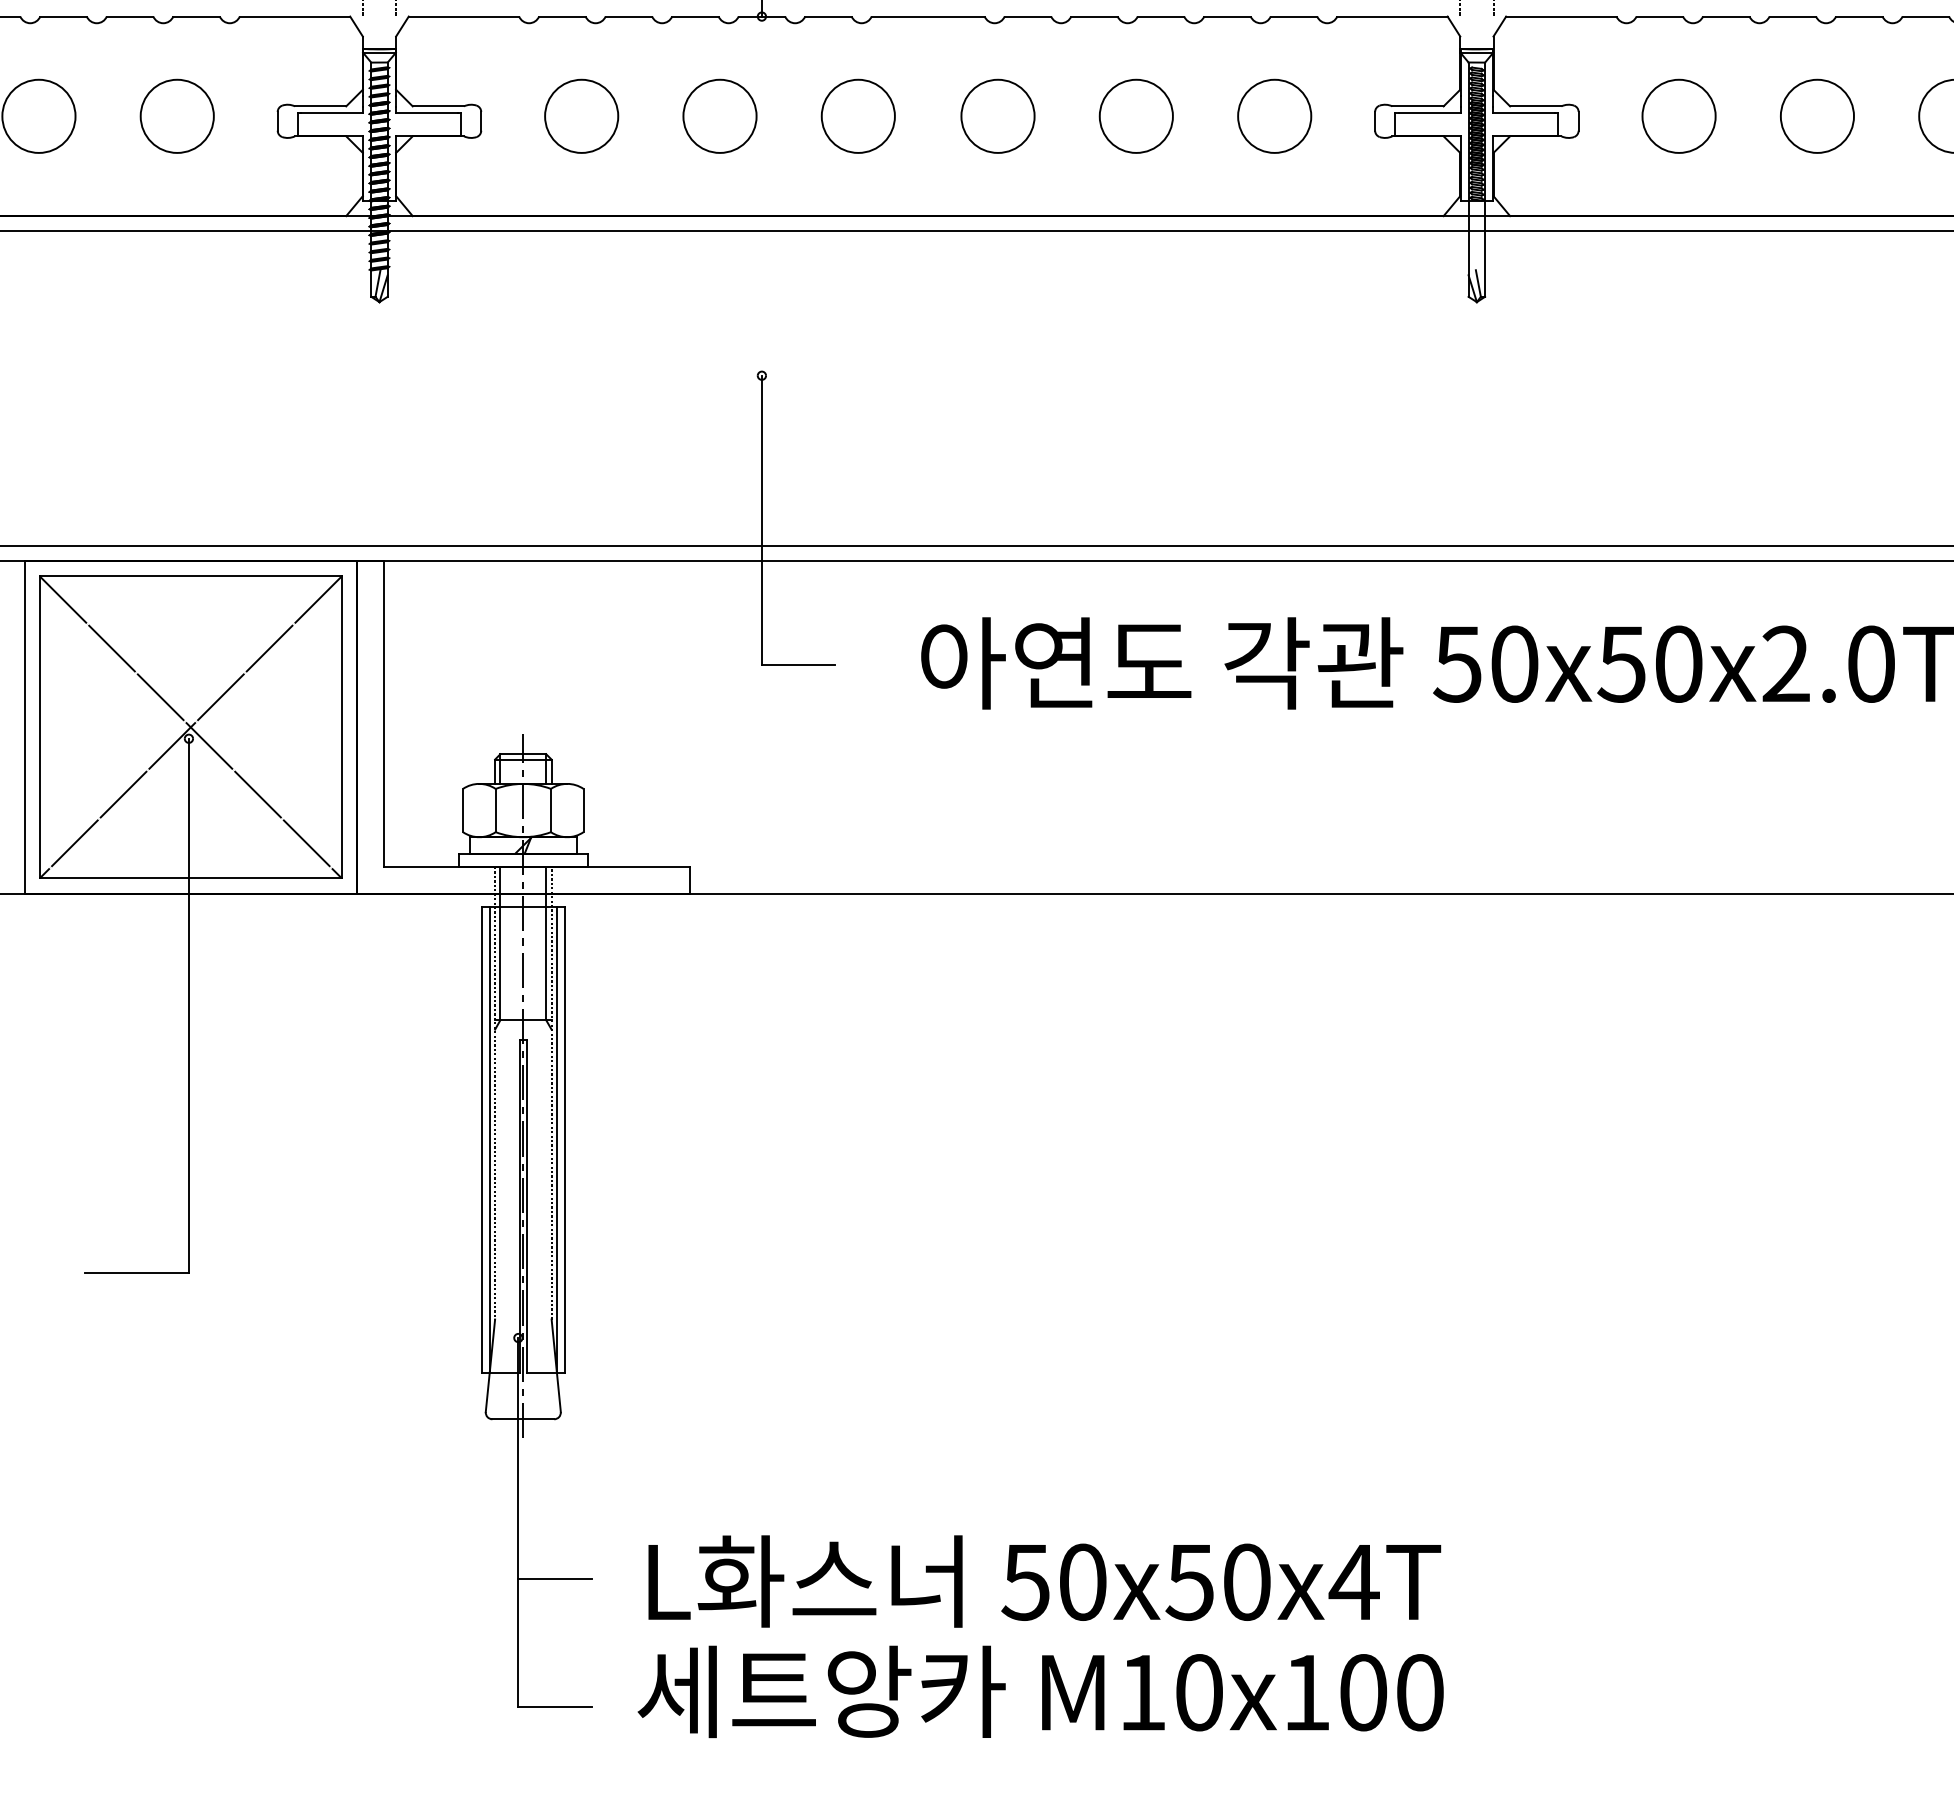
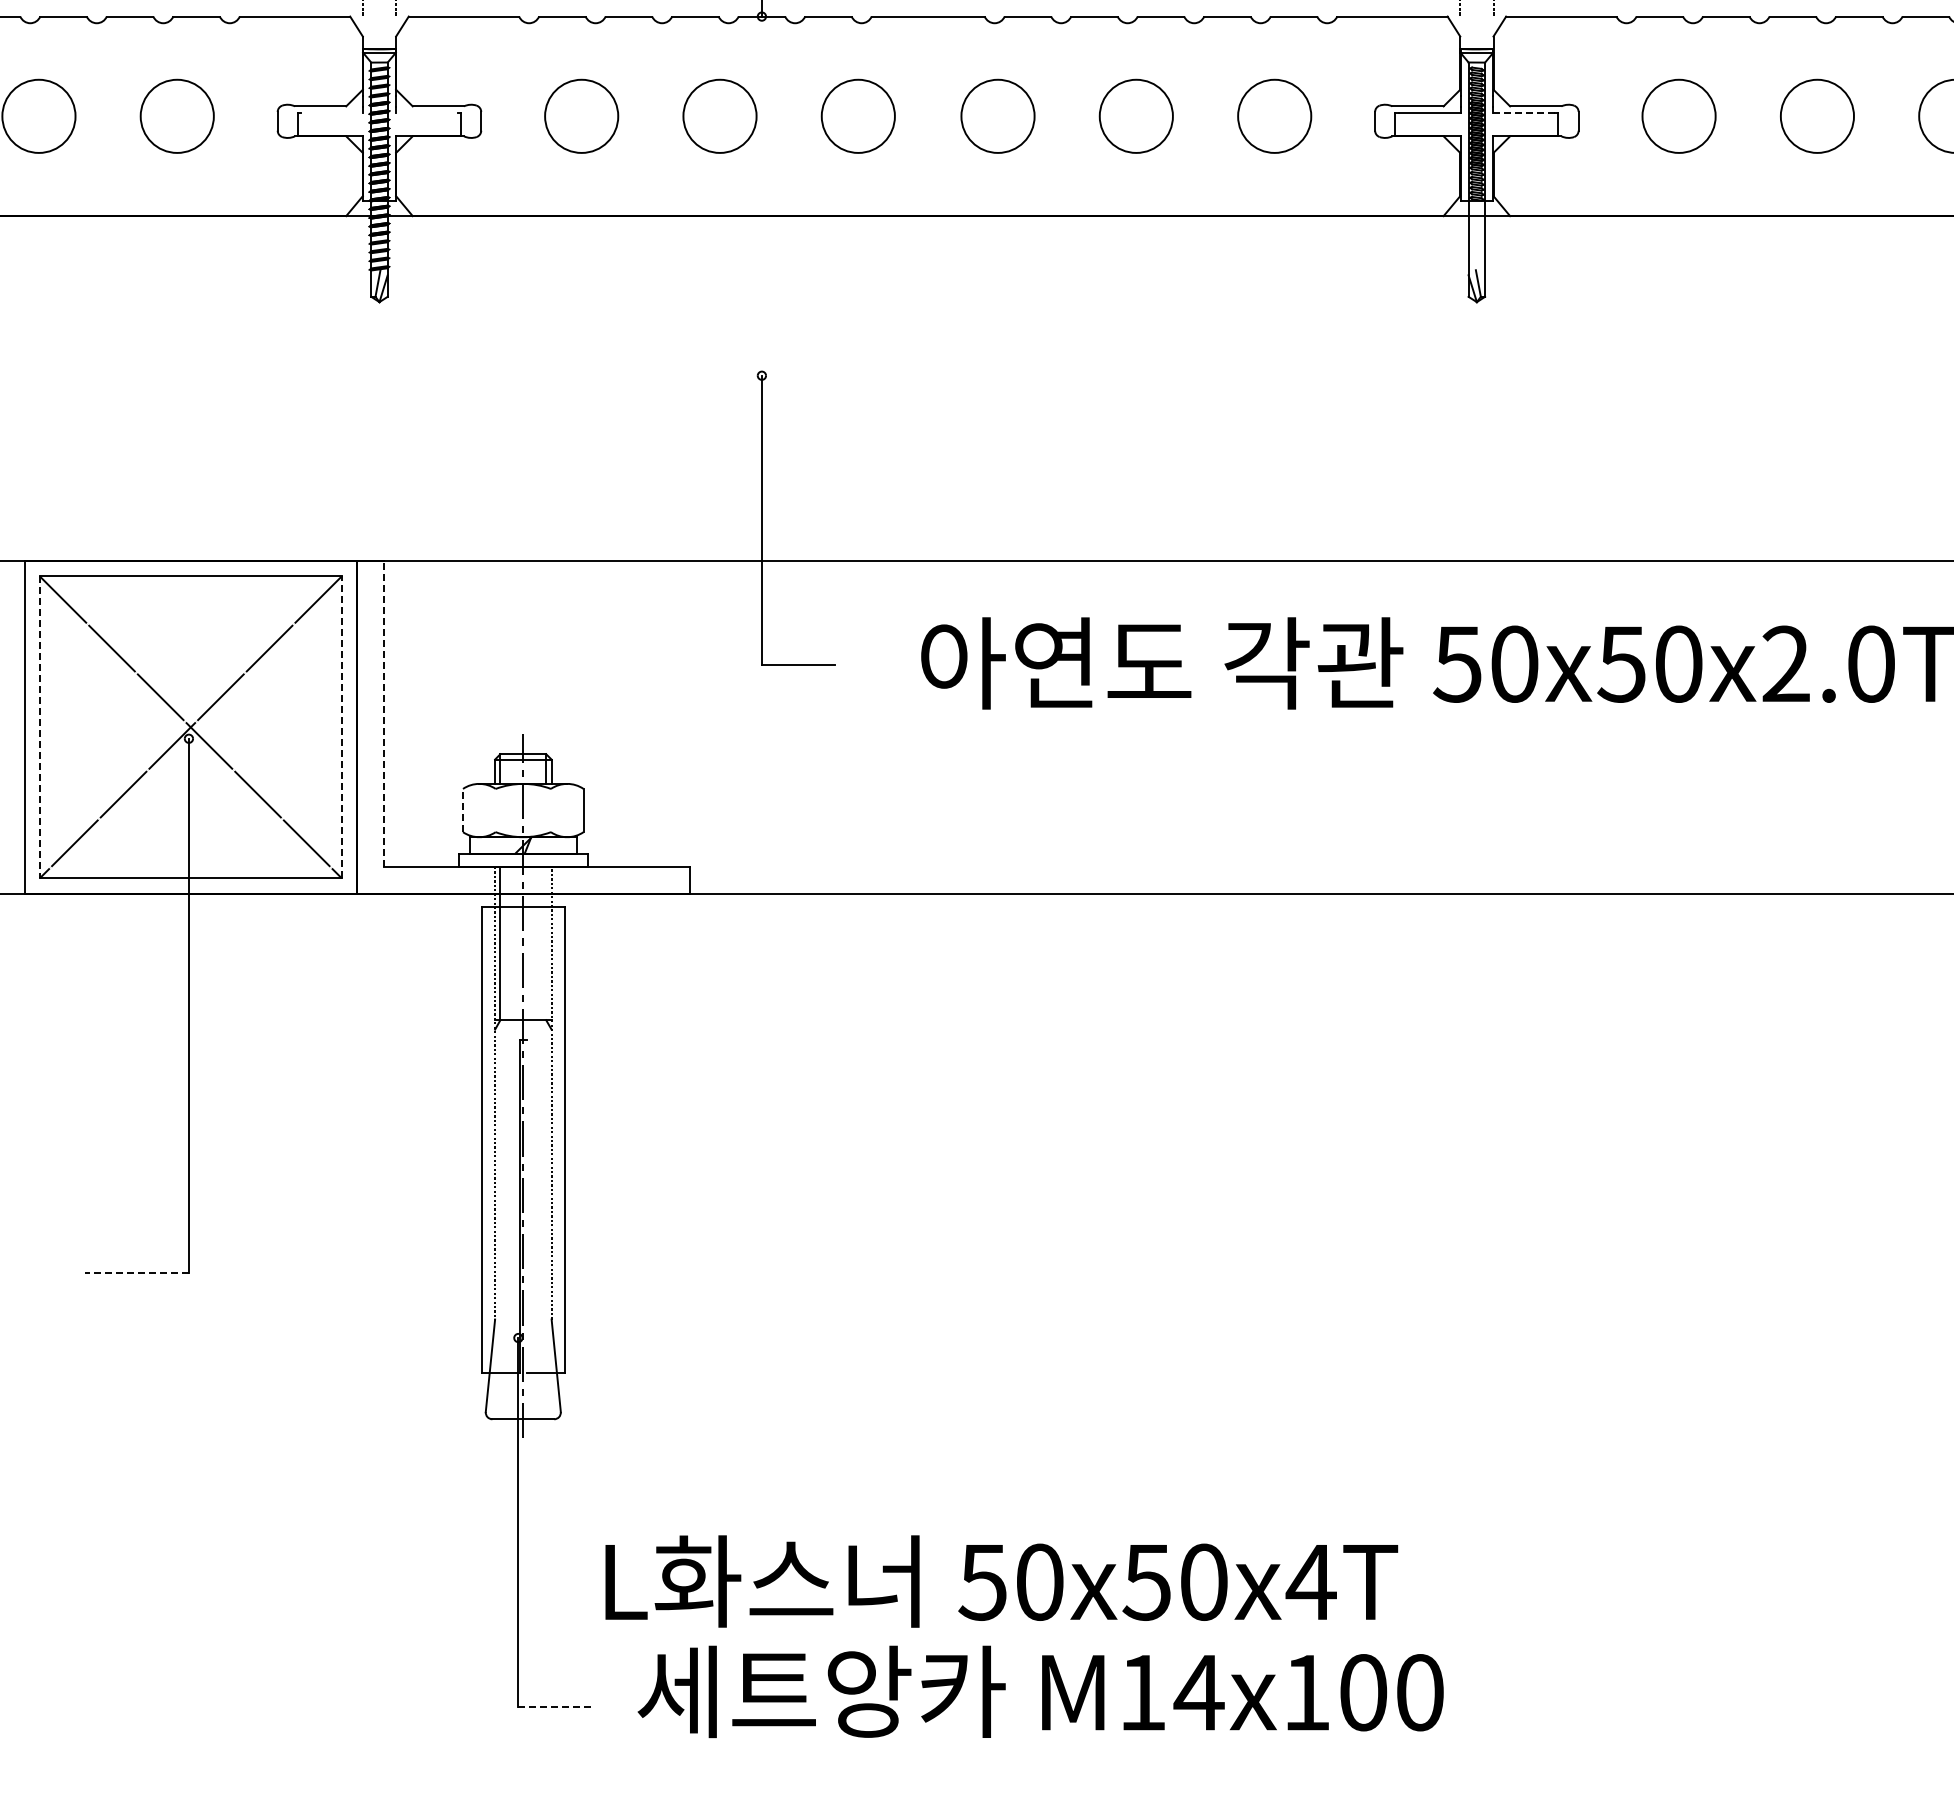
line: present -> none (332, 113)
line: present -> none (426, 113)
line: solid -> dashed (1524, 113)
line: present -> none (976, 231)
line: present -> none (976, 545)
line: solid -> dashed (383, 714)
line: solid -> dashed (39, 727)
line: solid -> dashed (341, 727)
line: solid -> dashed (463, 810)
line: present -> none (495, 810)
line: present -> none (550, 810)
line: present -> none (546, 943)
line: present -> none (489, 1139)
line: present -> none (556, 1139)
line: present -> none (526, 1206)
line: solid -> dashed (137, 1272)
line: present -> none (554, 1579)
text position: (1044, 1581) -> (1001, 1581) (1001, 1581)
text: M10x100 -> M14x100 (1198, 1692)
line: solid -> dashed (554, 1706)
